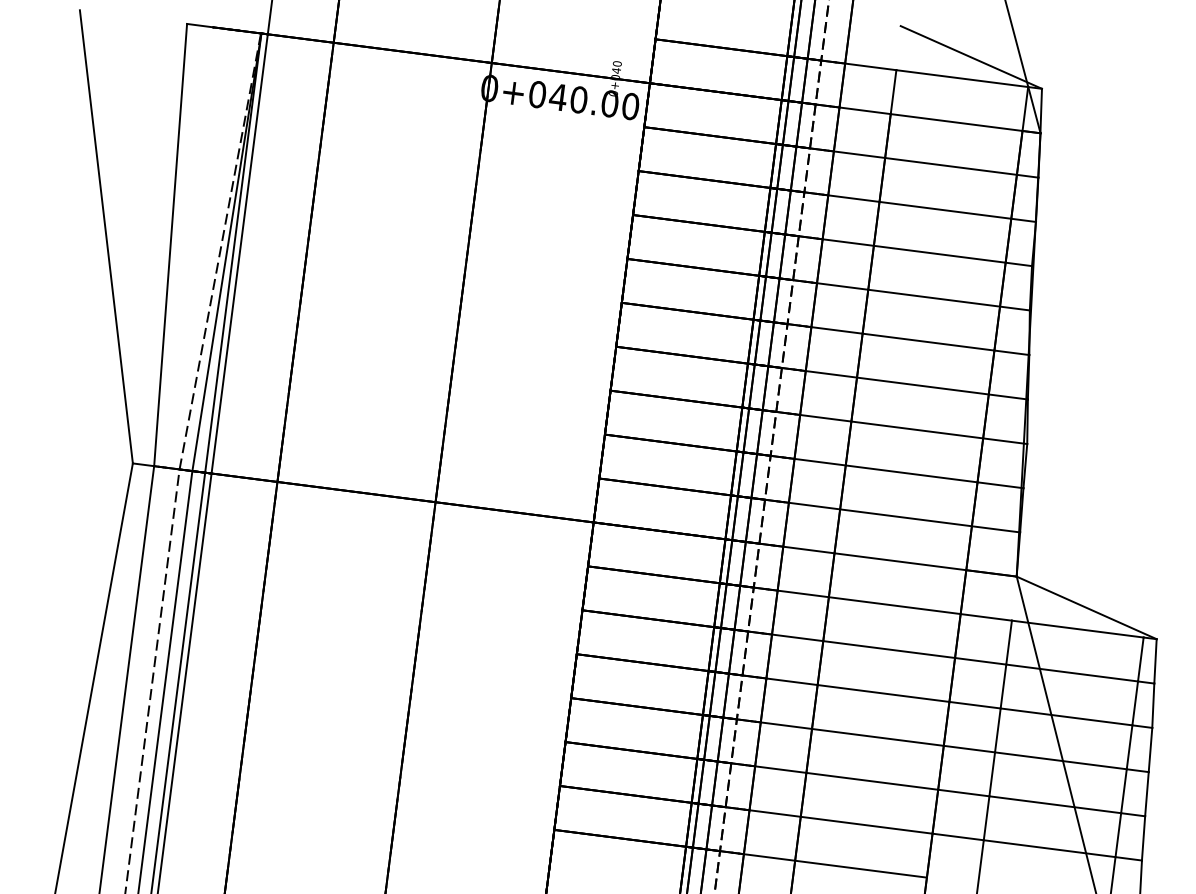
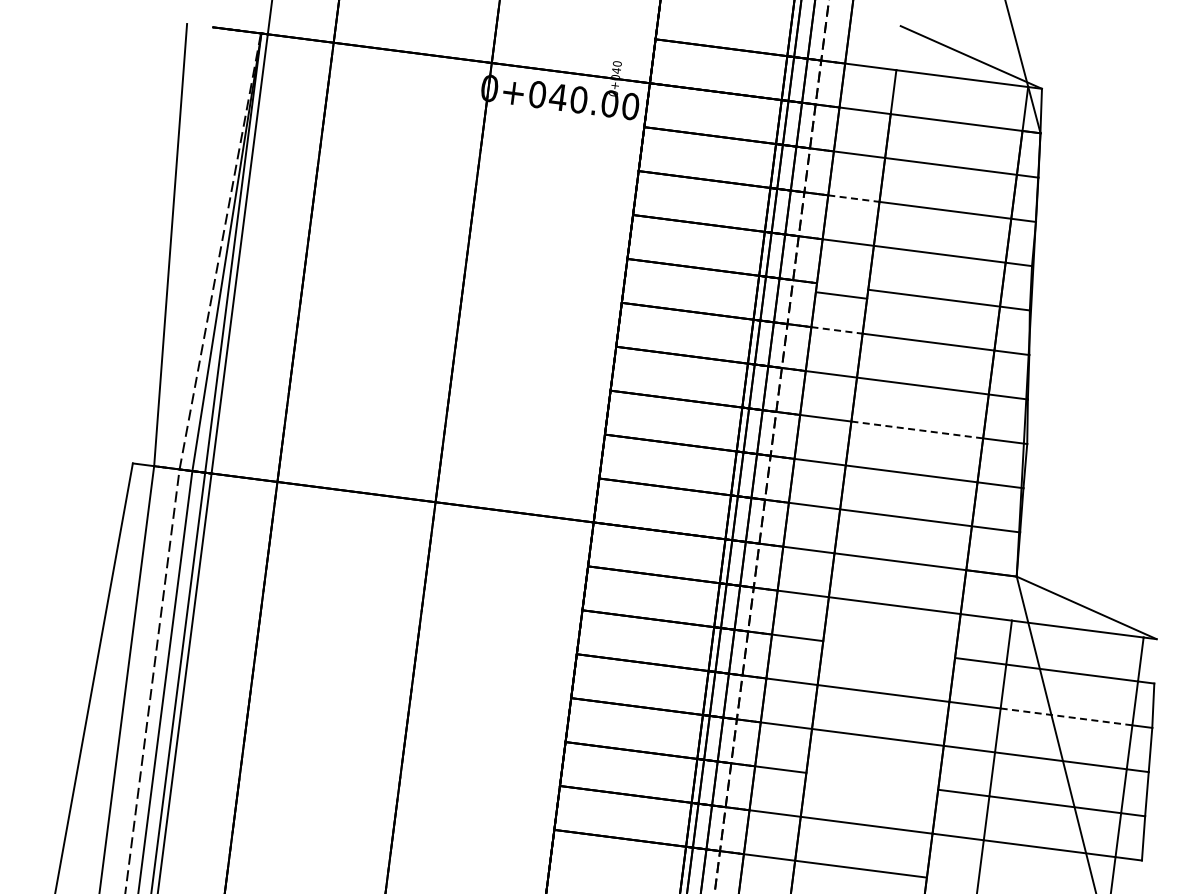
line: present -> none (200, 25)
line: solid -> dashed (853, 198)
line: present -> none (105, 236)
line position: (842, 286) -> (841, 295) (841, 295)
line: solid -> dashed (837, 330)
line: solid -> dashed (917, 430)
line: present -> none (889, 649)
line: present -> none (1155, 661)
line: solid -> dashed (1067, 716)
line: present -> none (872, 780)
line: present -> none (1140, 875)
